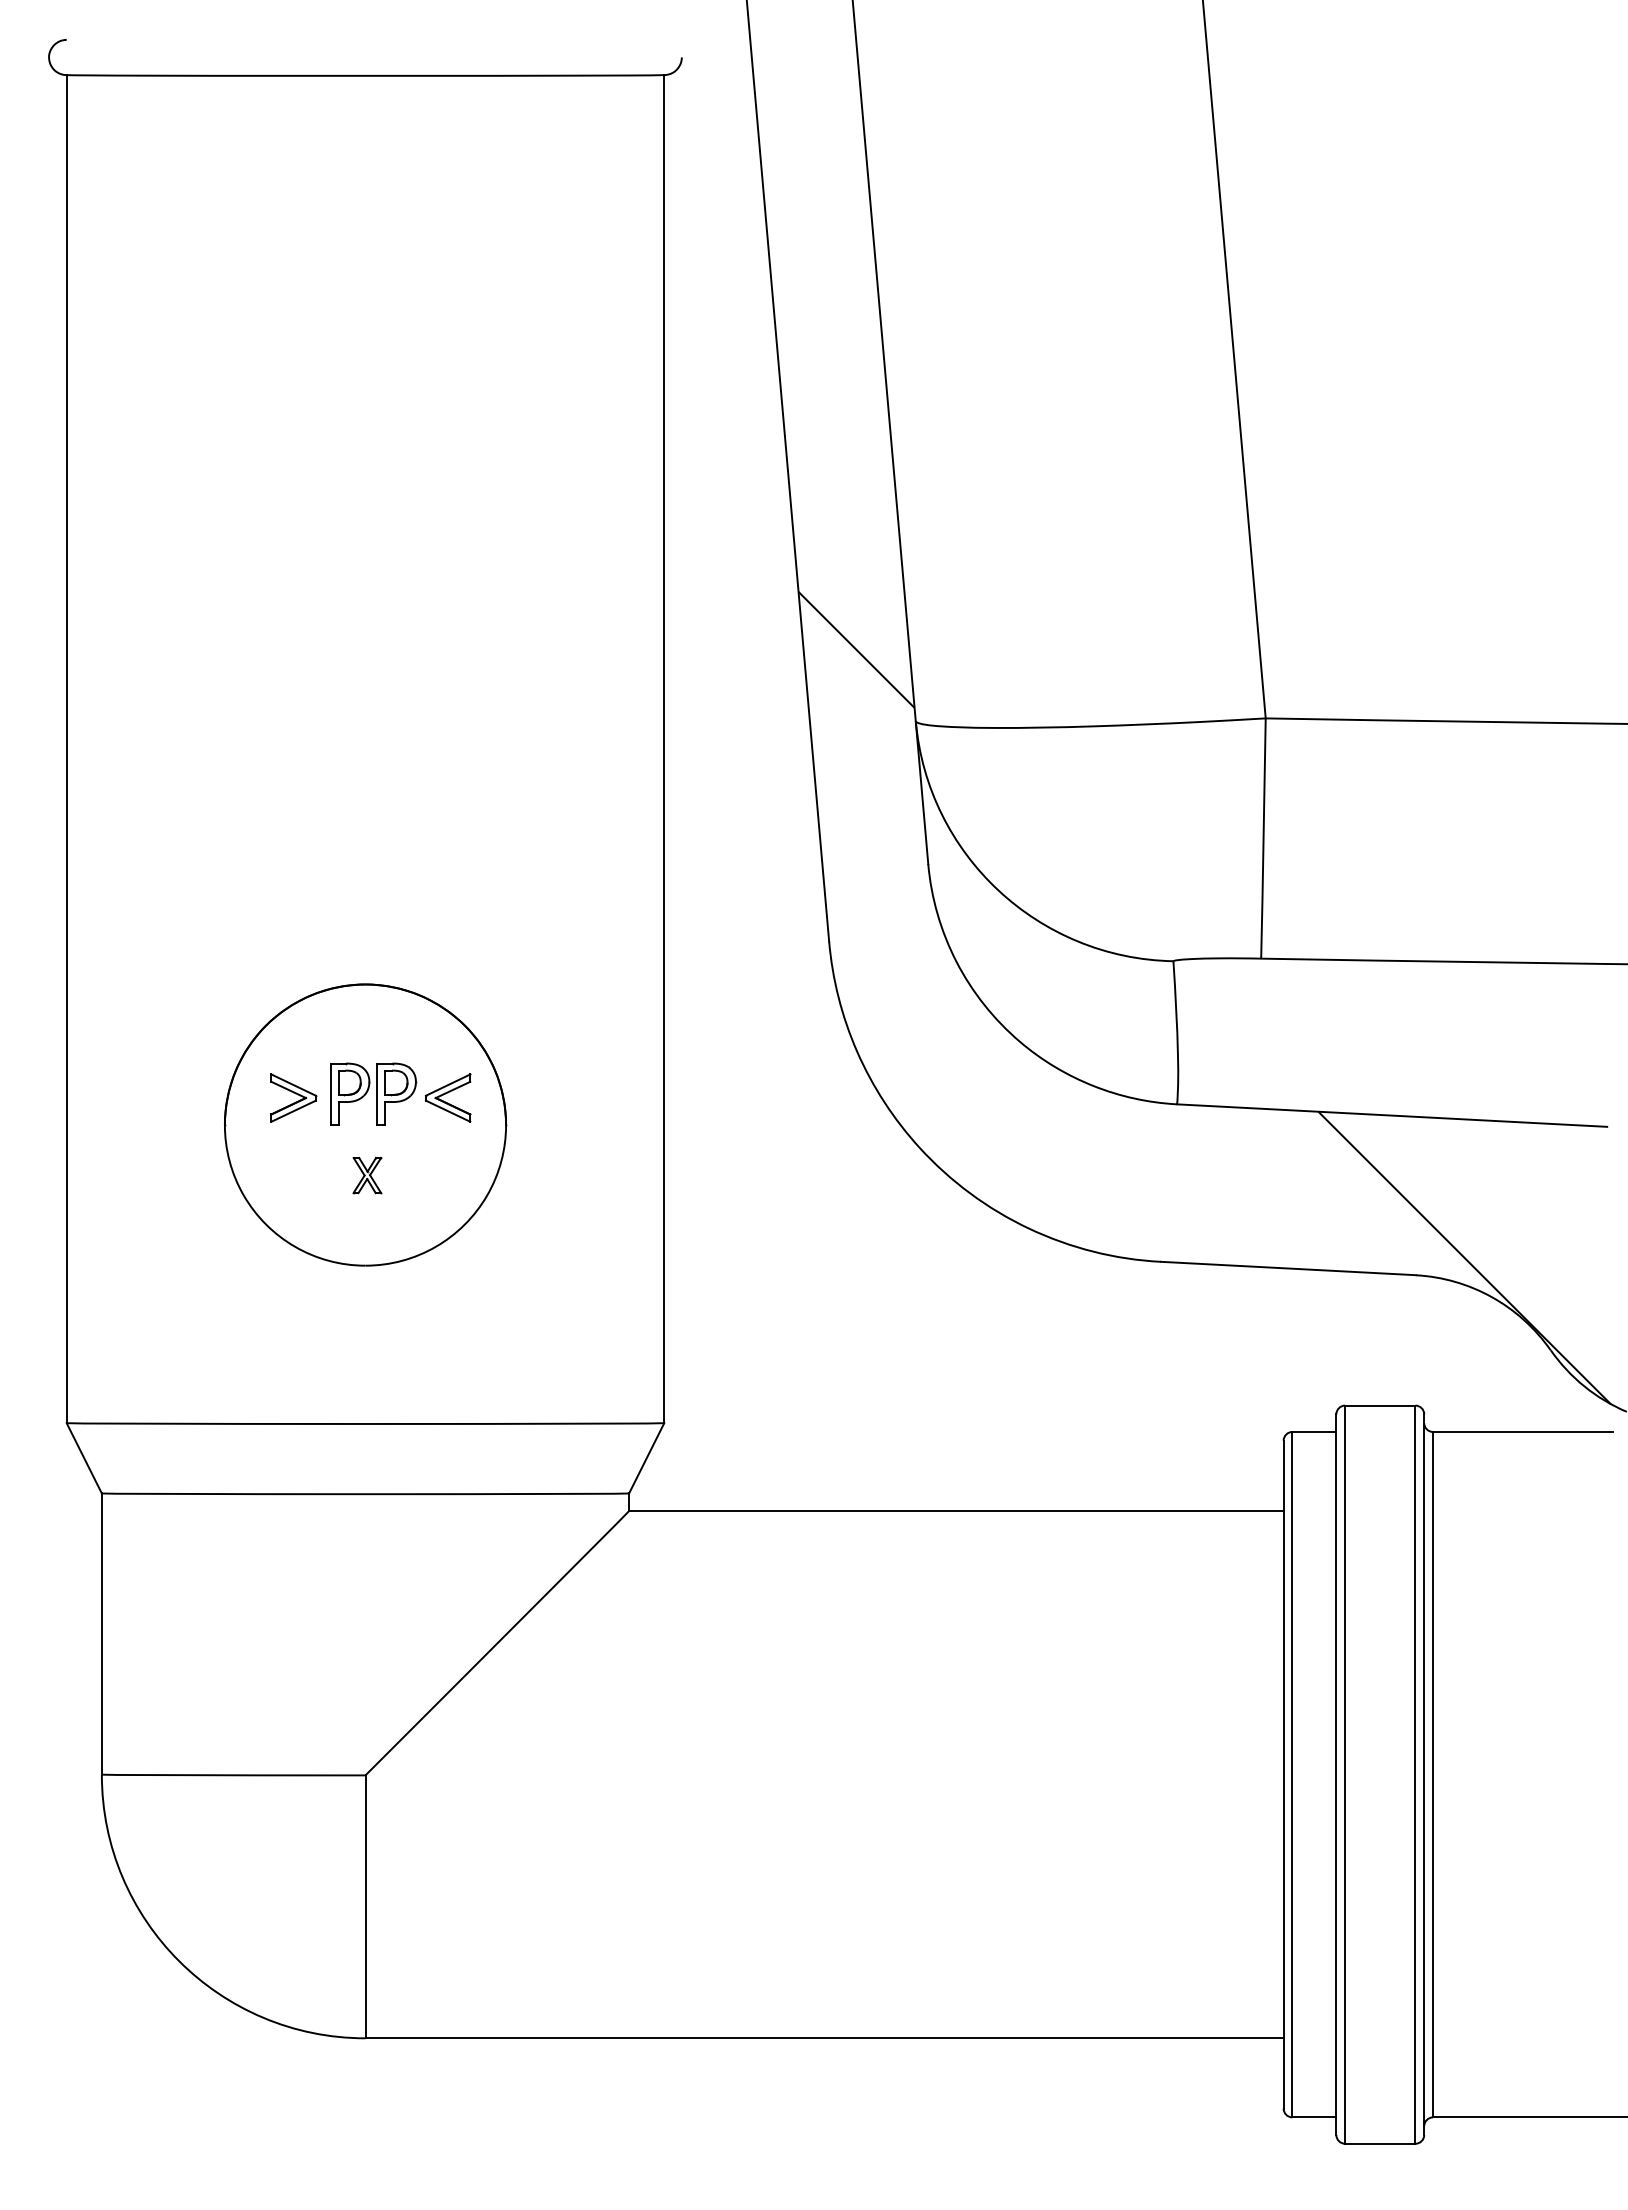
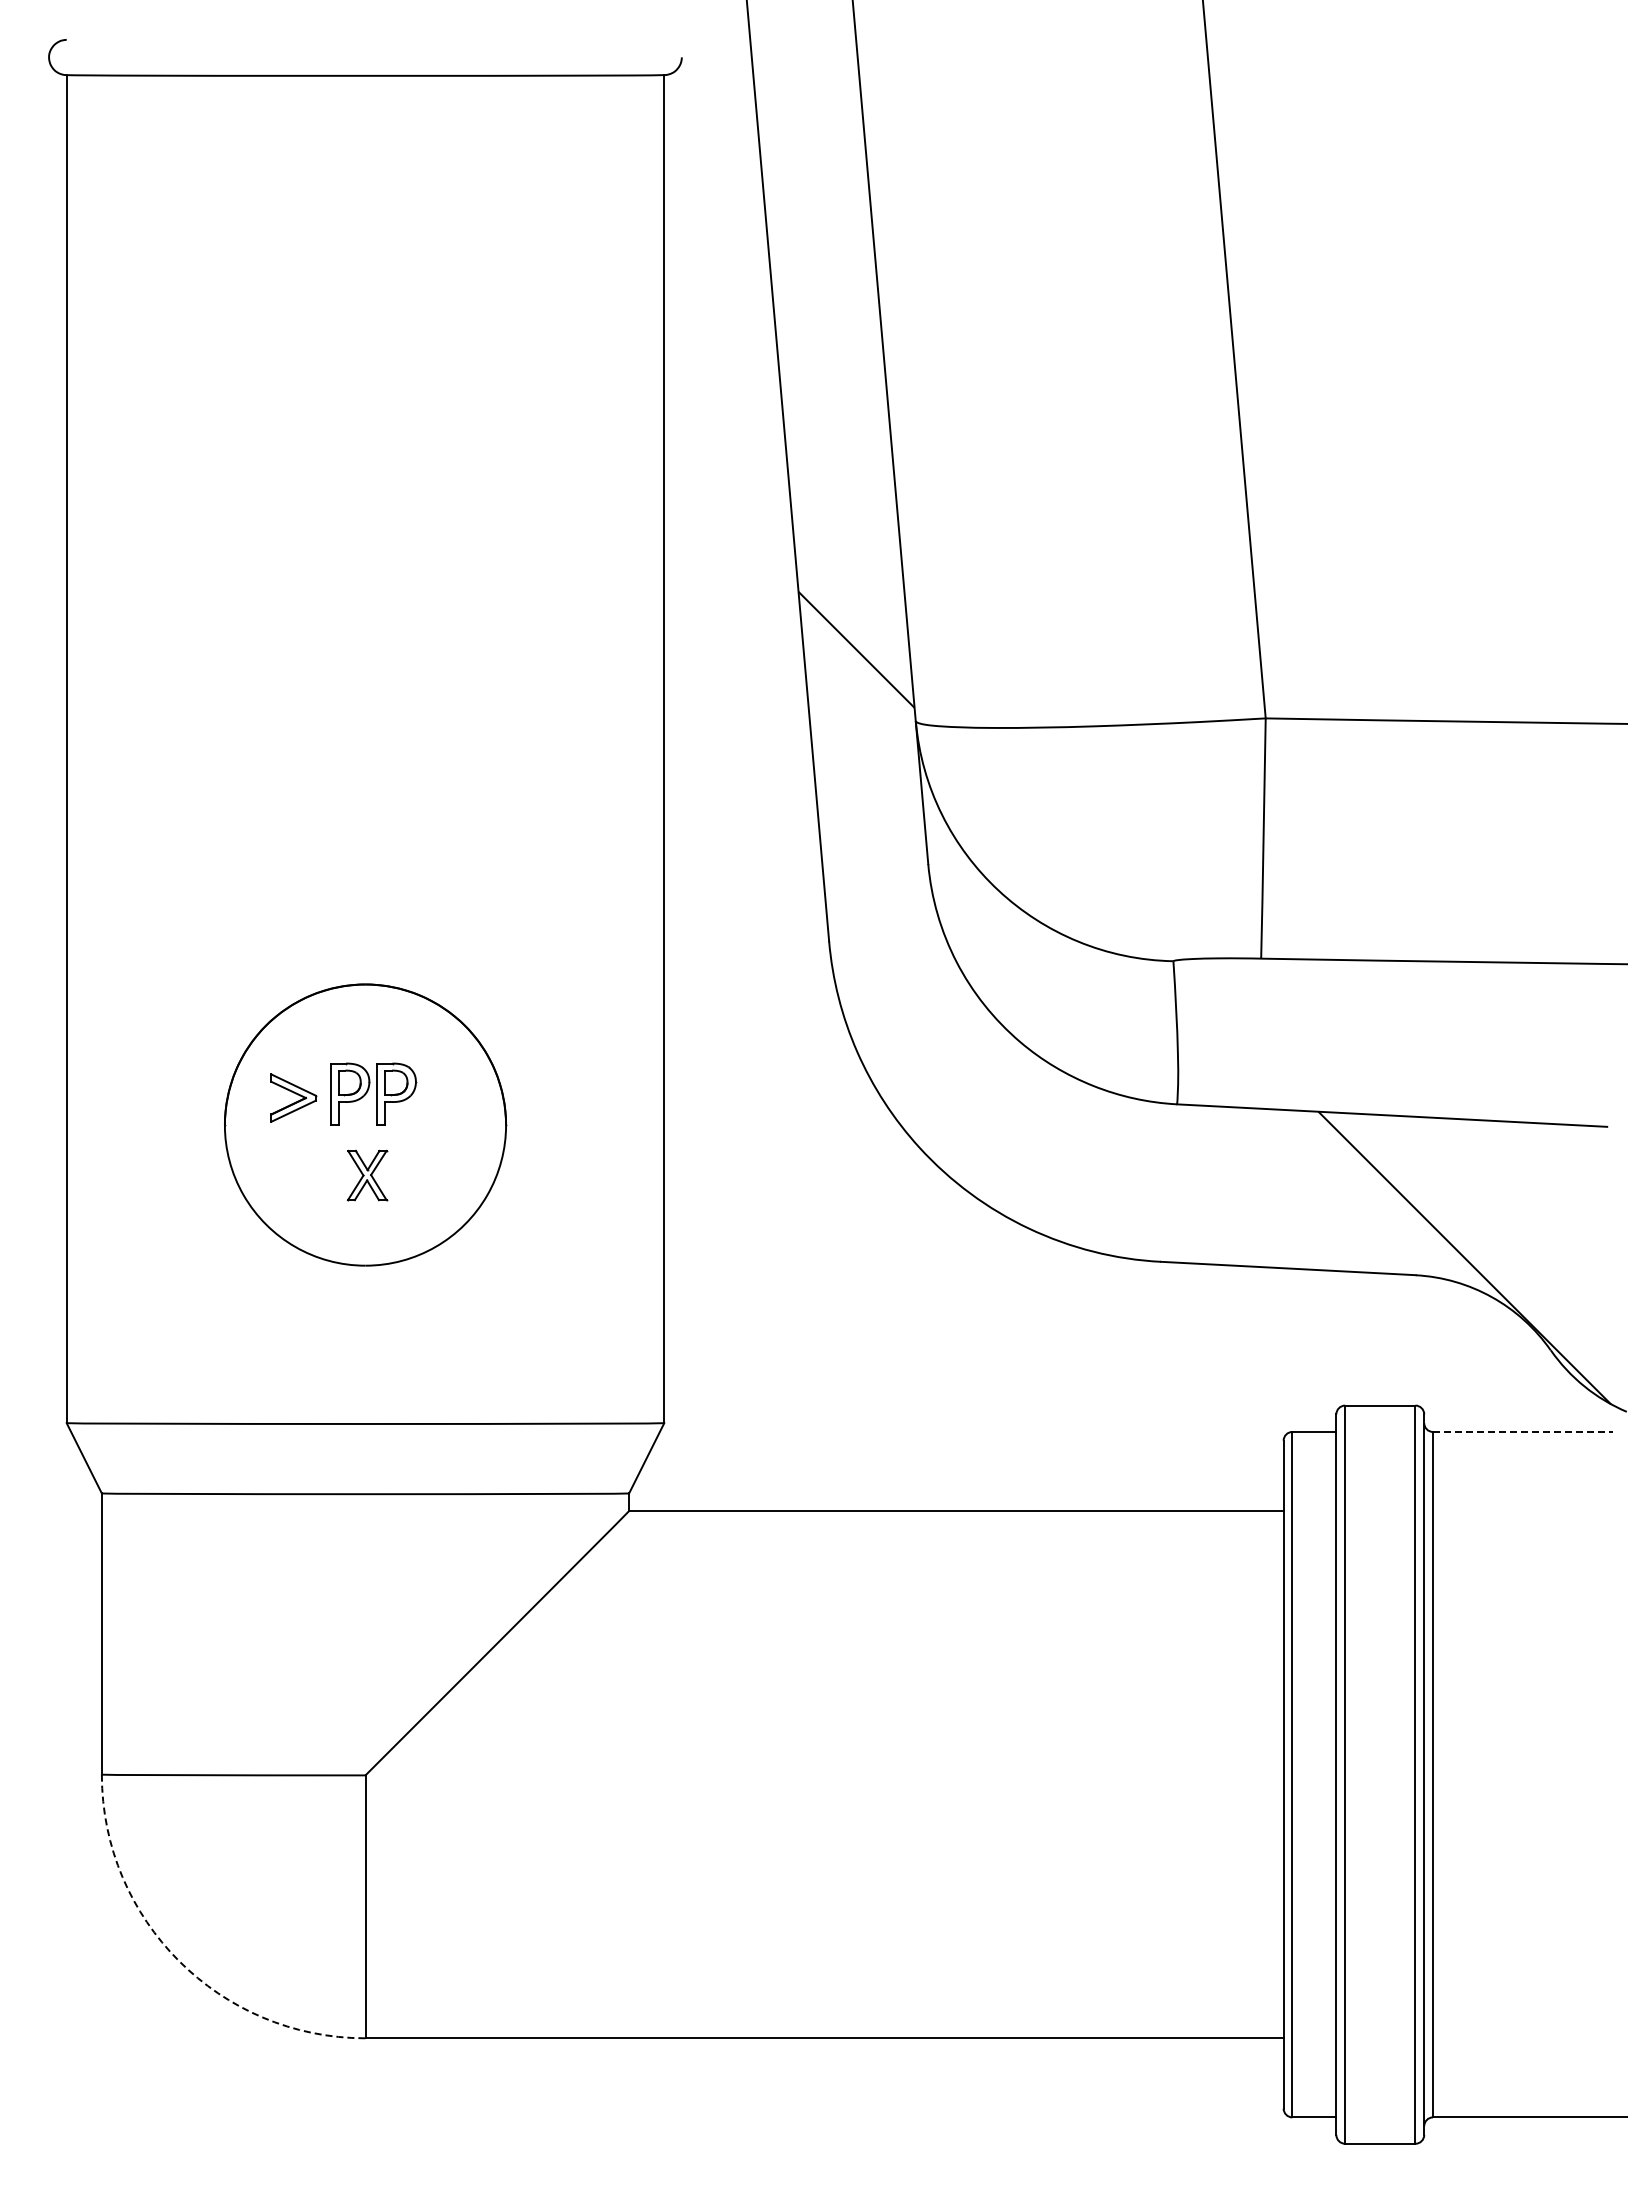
part: present -> none (447, 1097)
part size: 31x39 px -> 43x53 px (367, 1175)
line: solid -> dashed (1523, 1431)
arc: solid -> dashed (179, 1961)
